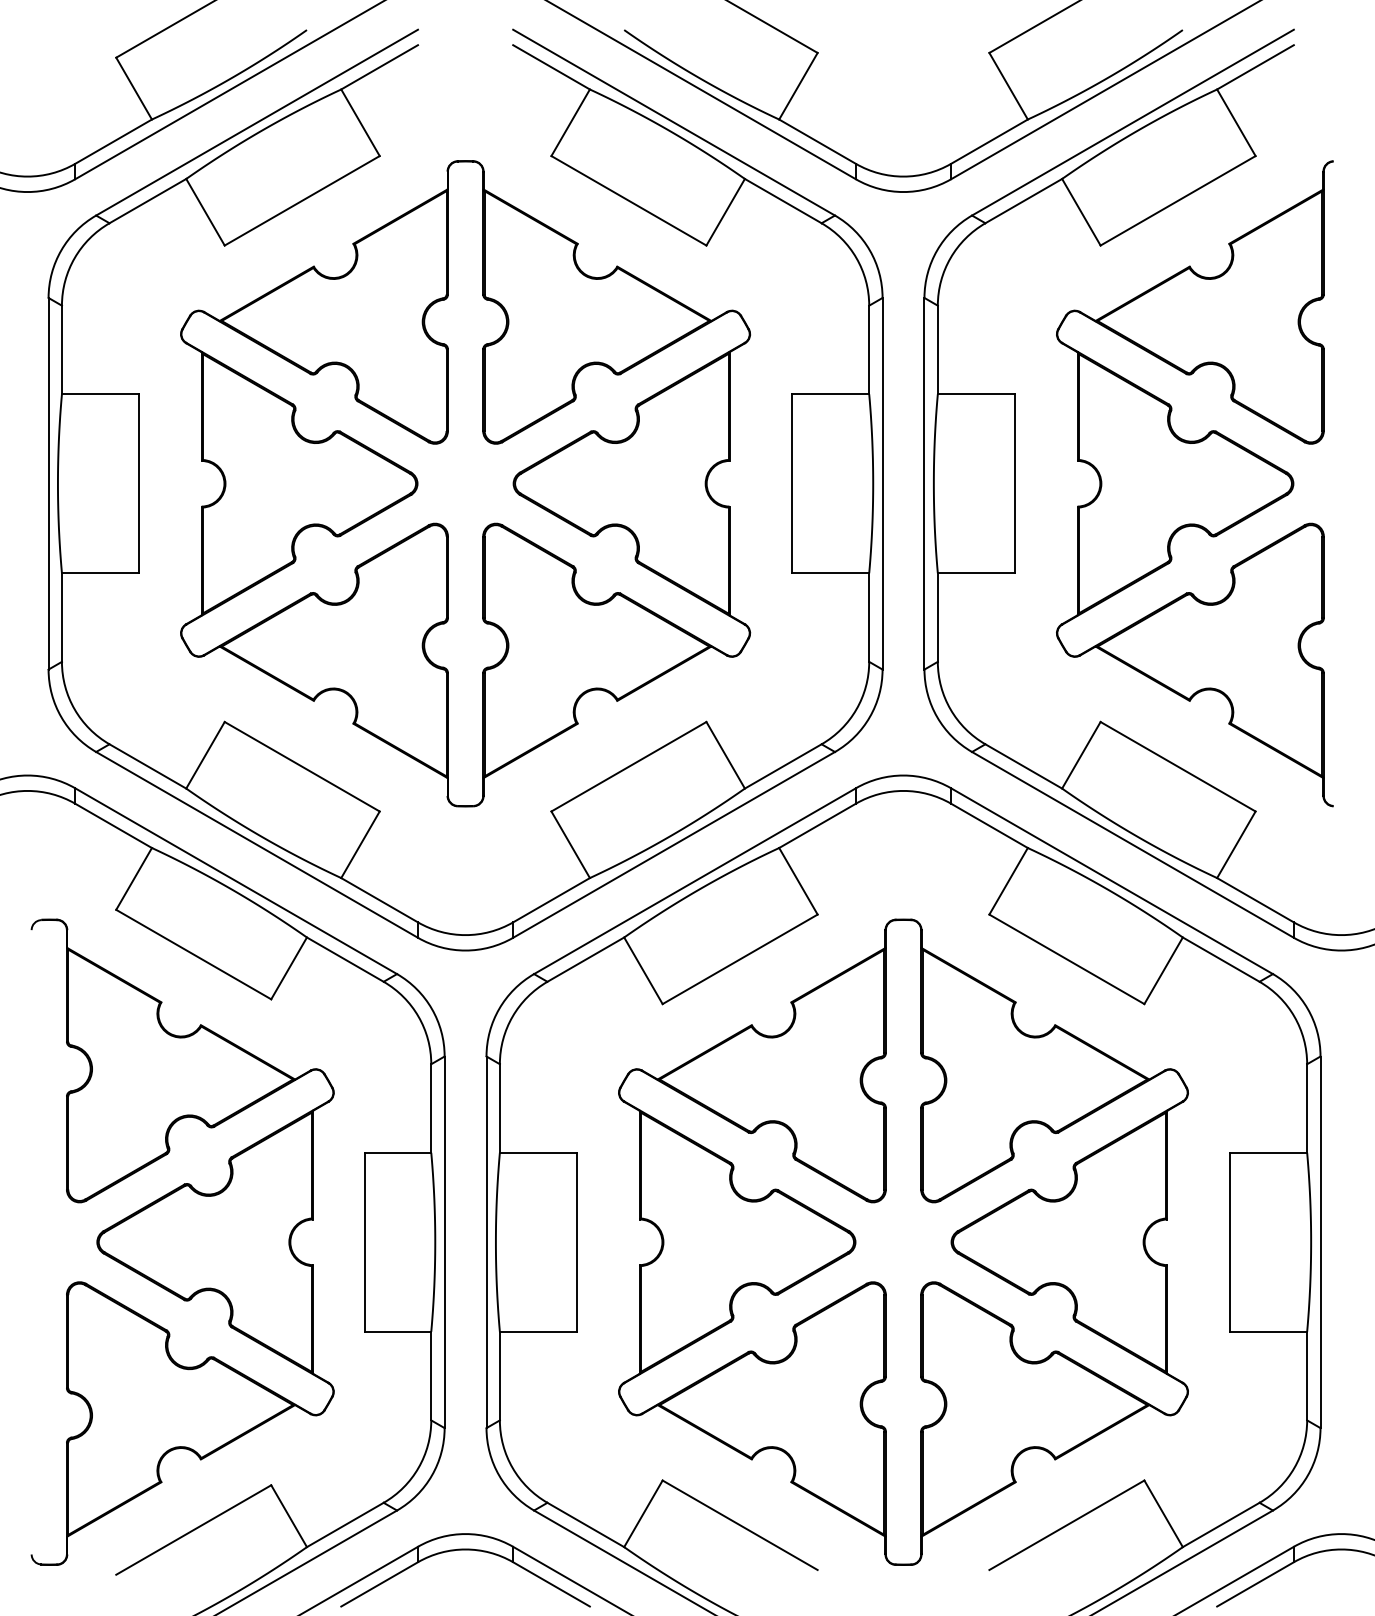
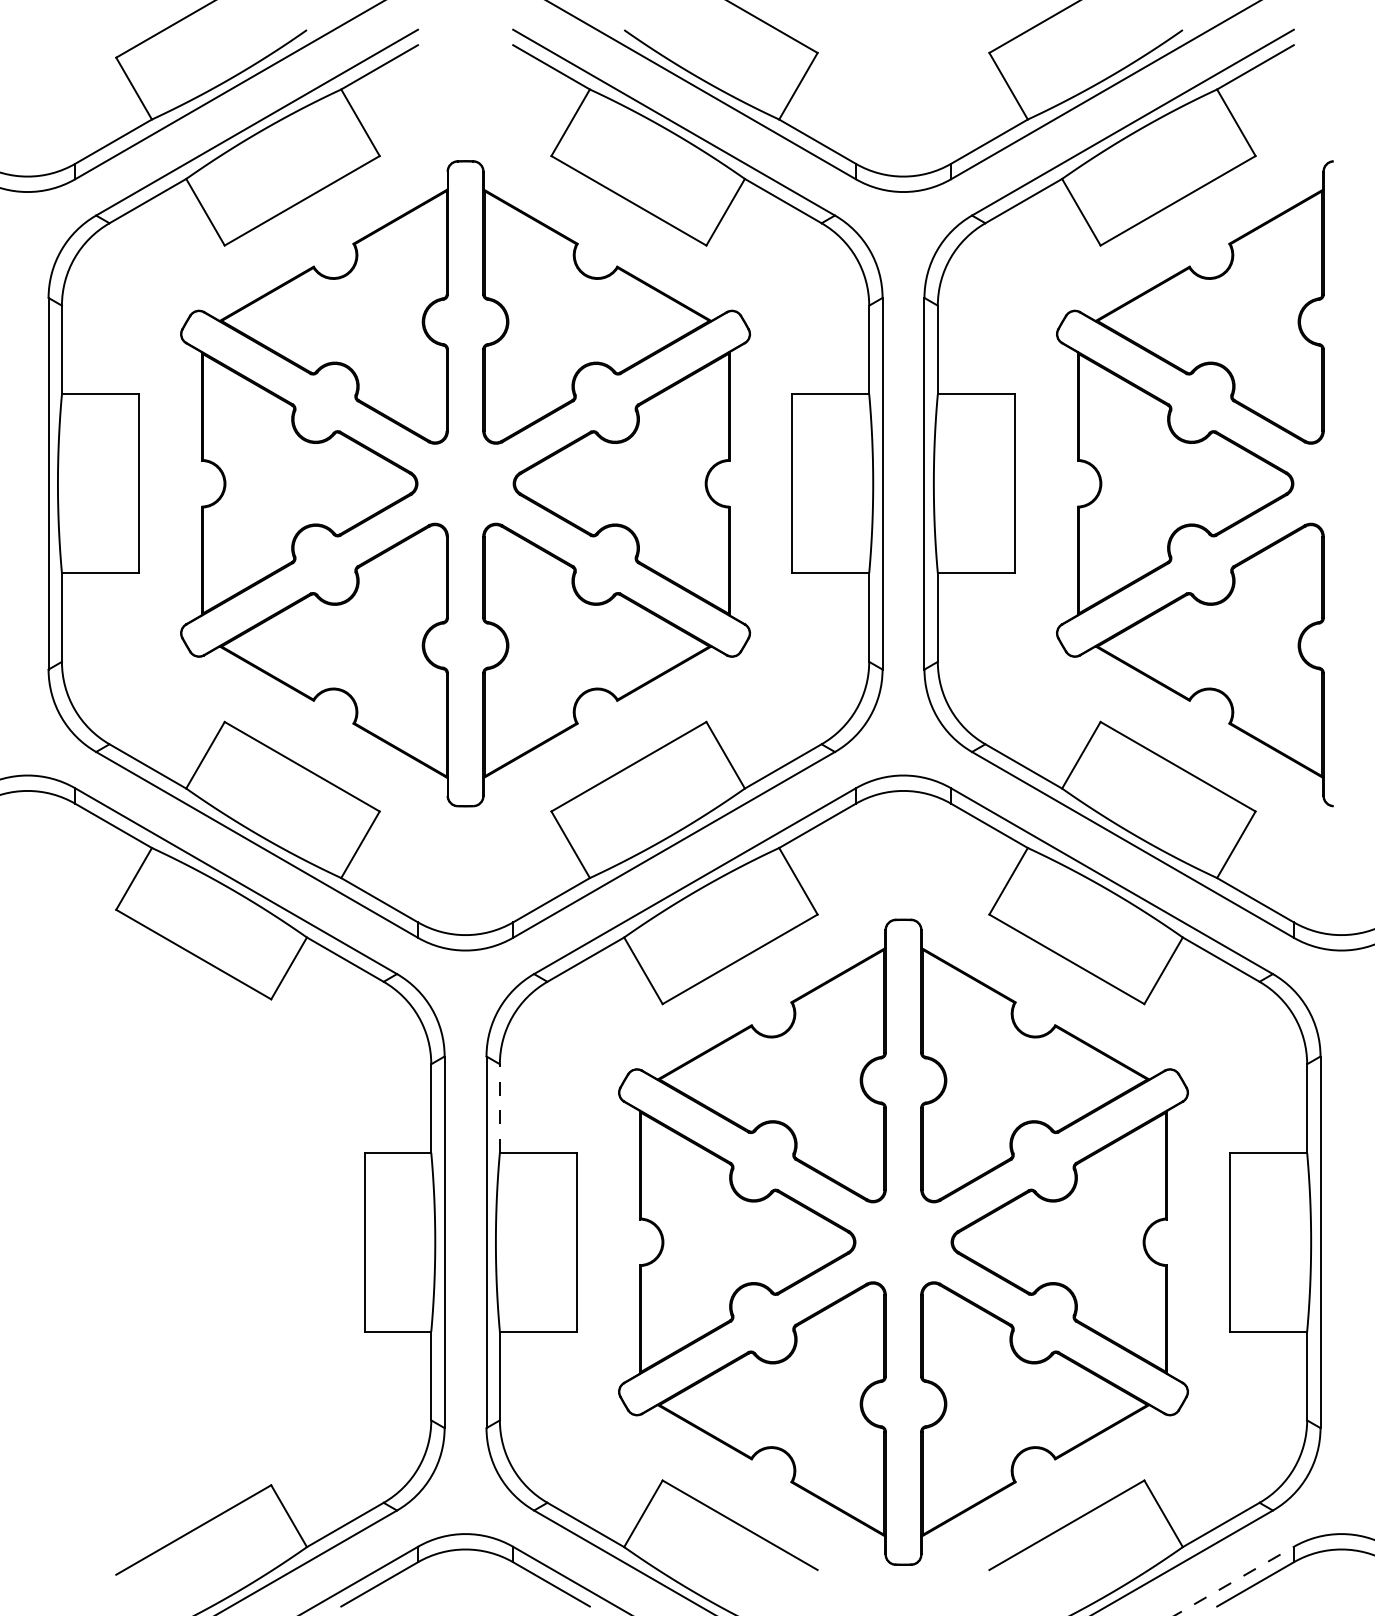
line: solid -> dashed (499, 1108)
part: present -> none (182, 1241)
line: solid -> dashed (1234, 1581)
